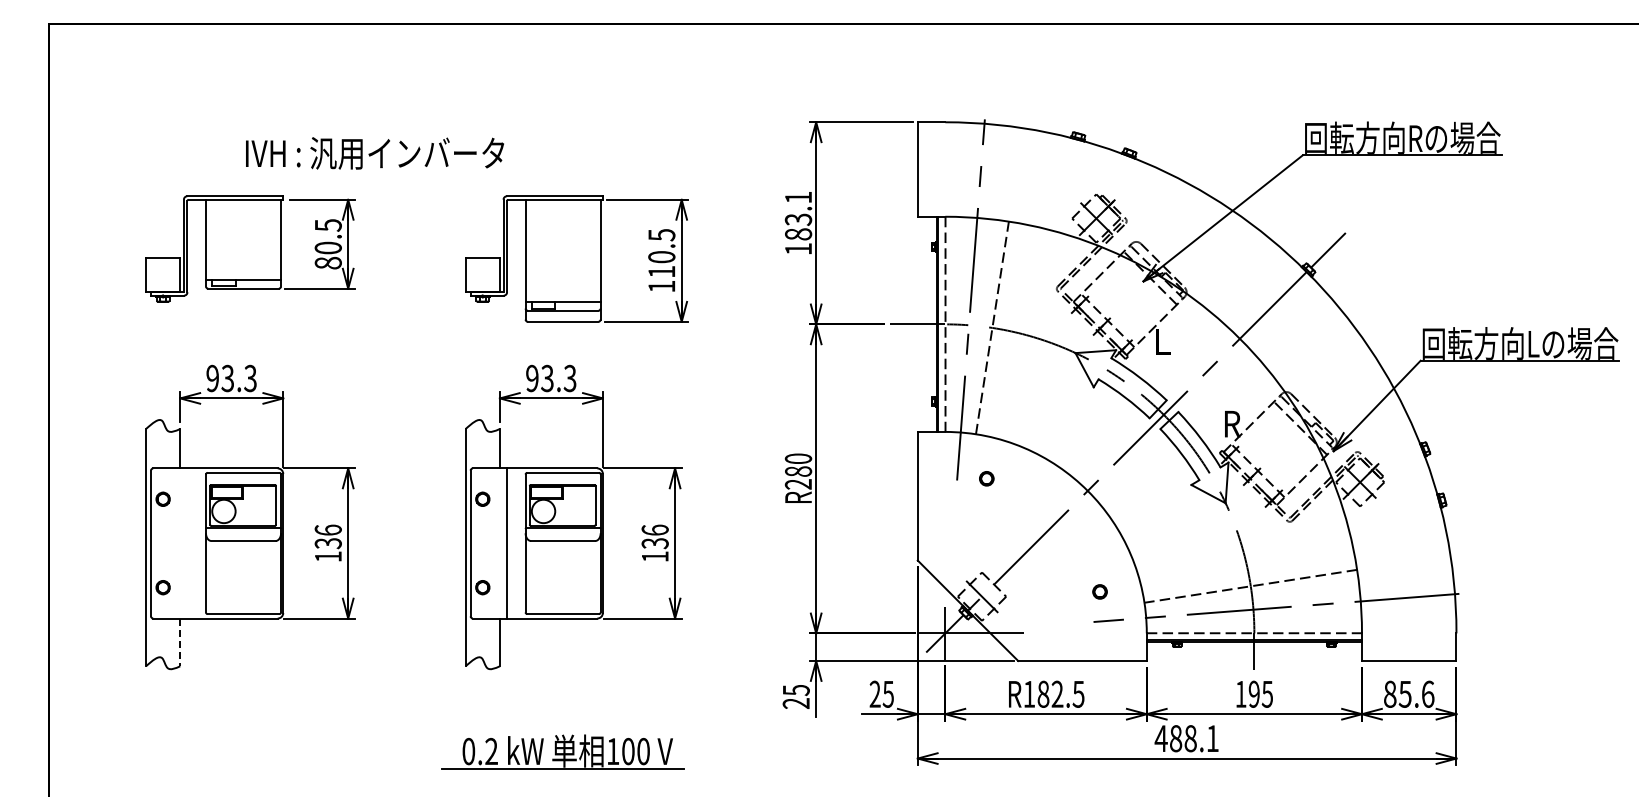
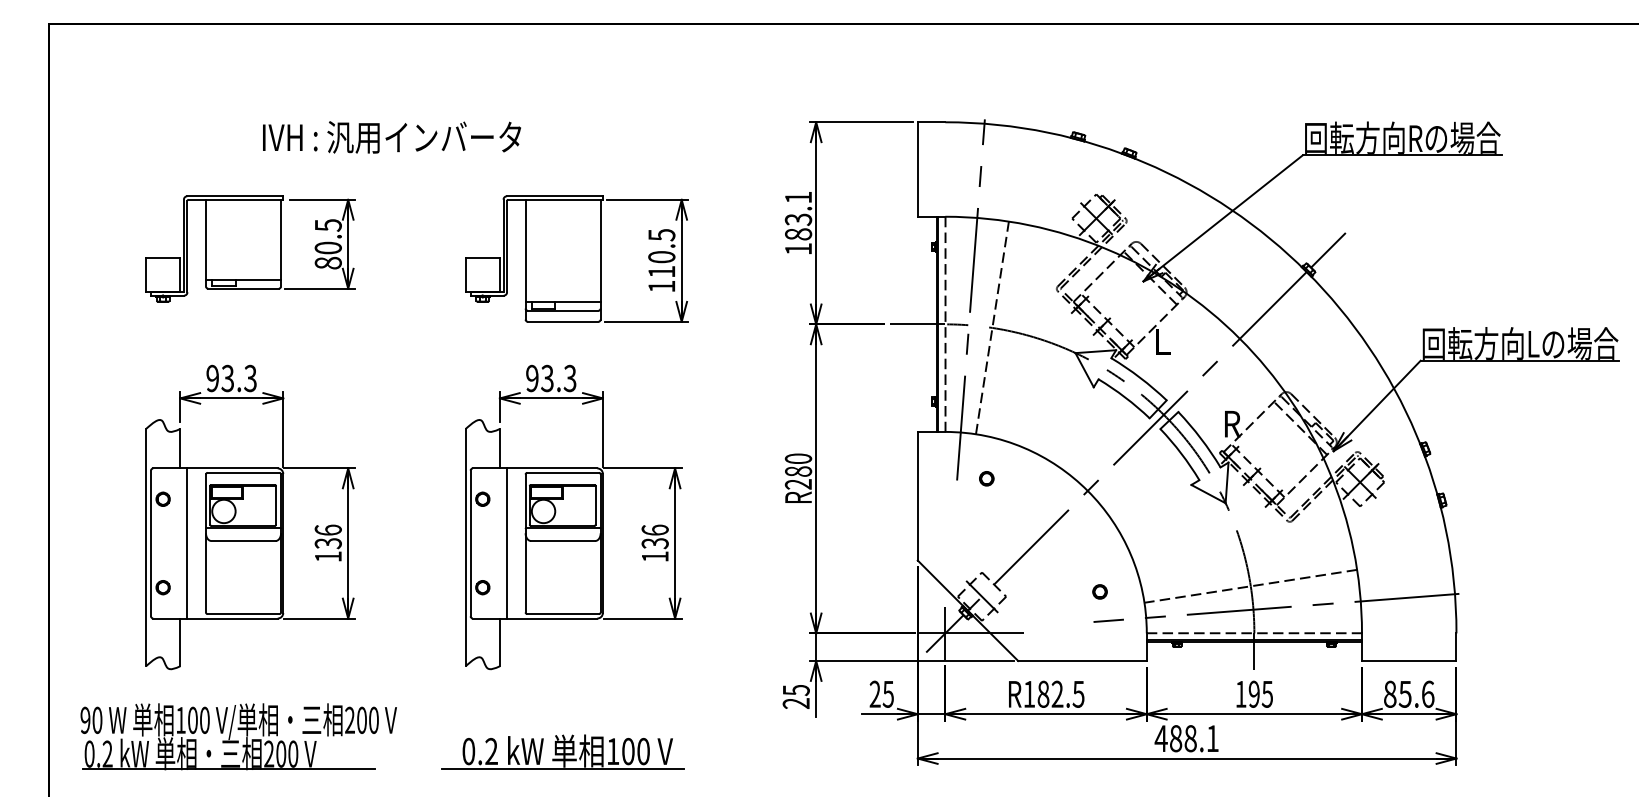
text position: (374, 153) -> (391, 137) (391, 137)
line: none -> present (187, 543)
line: dashed -> solid (180, 642)
part: none -> present (238, 736)
